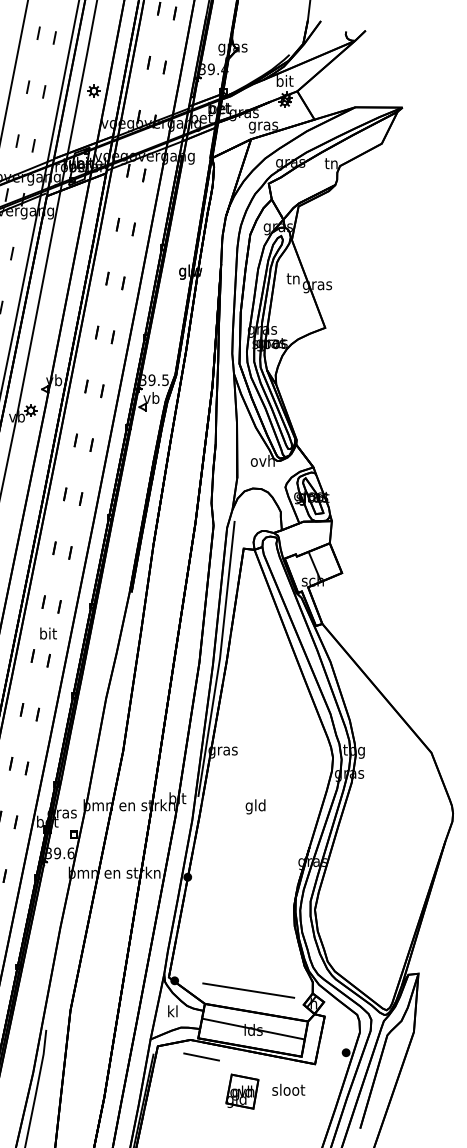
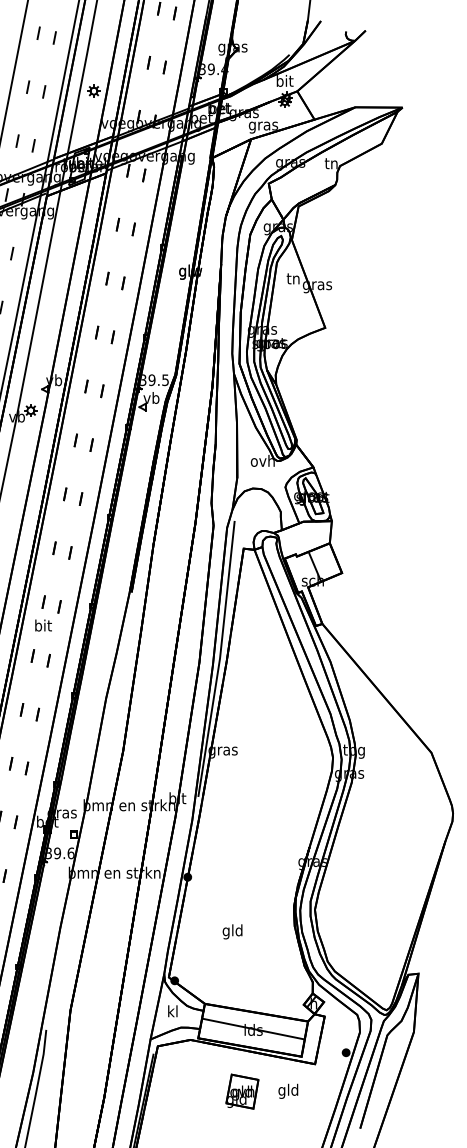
text position: (48, 633) -> (43, 625) (43, 625)
text position: (255, 806) -> (232, 931) (232, 931)
line: present -> none (248, 990)
line: present -> none (201, 1056)
text: sloot -> gld (288, 1090)
